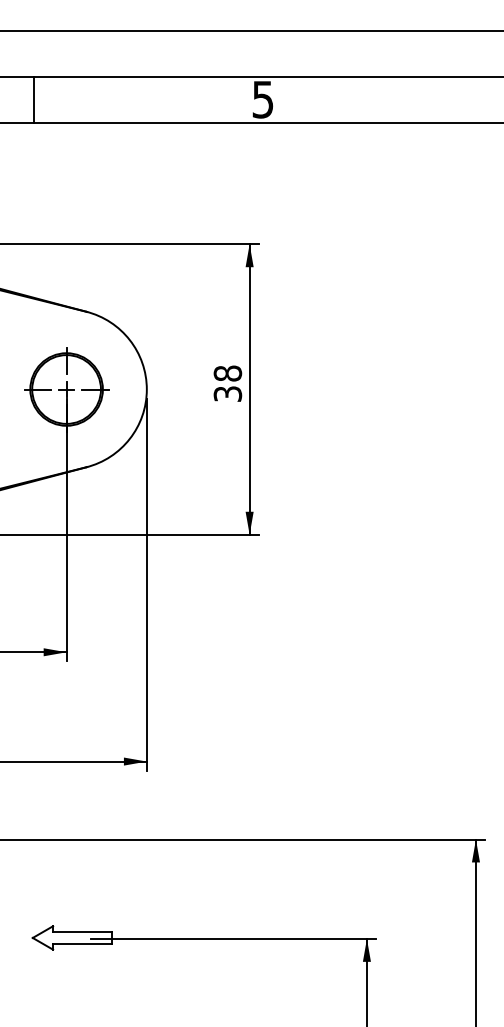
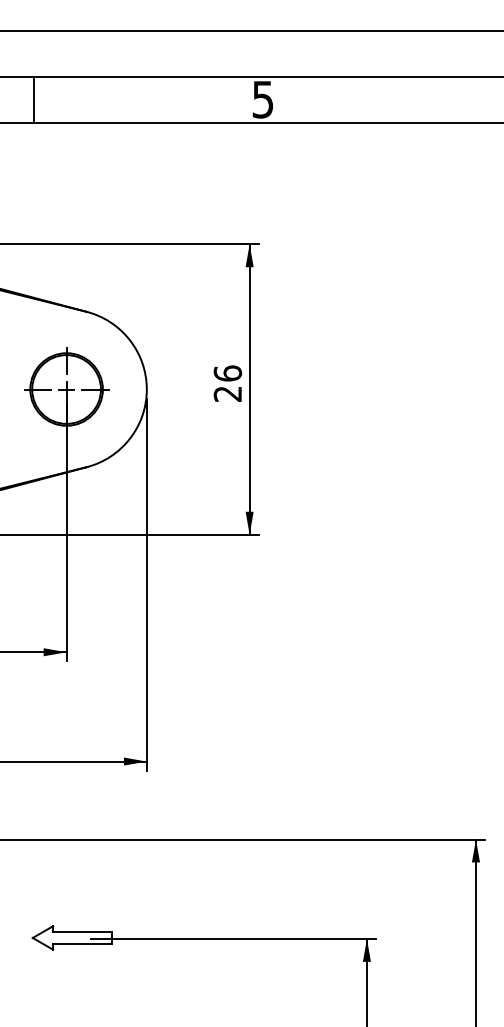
text: 38 -> 26 (227, 383)
